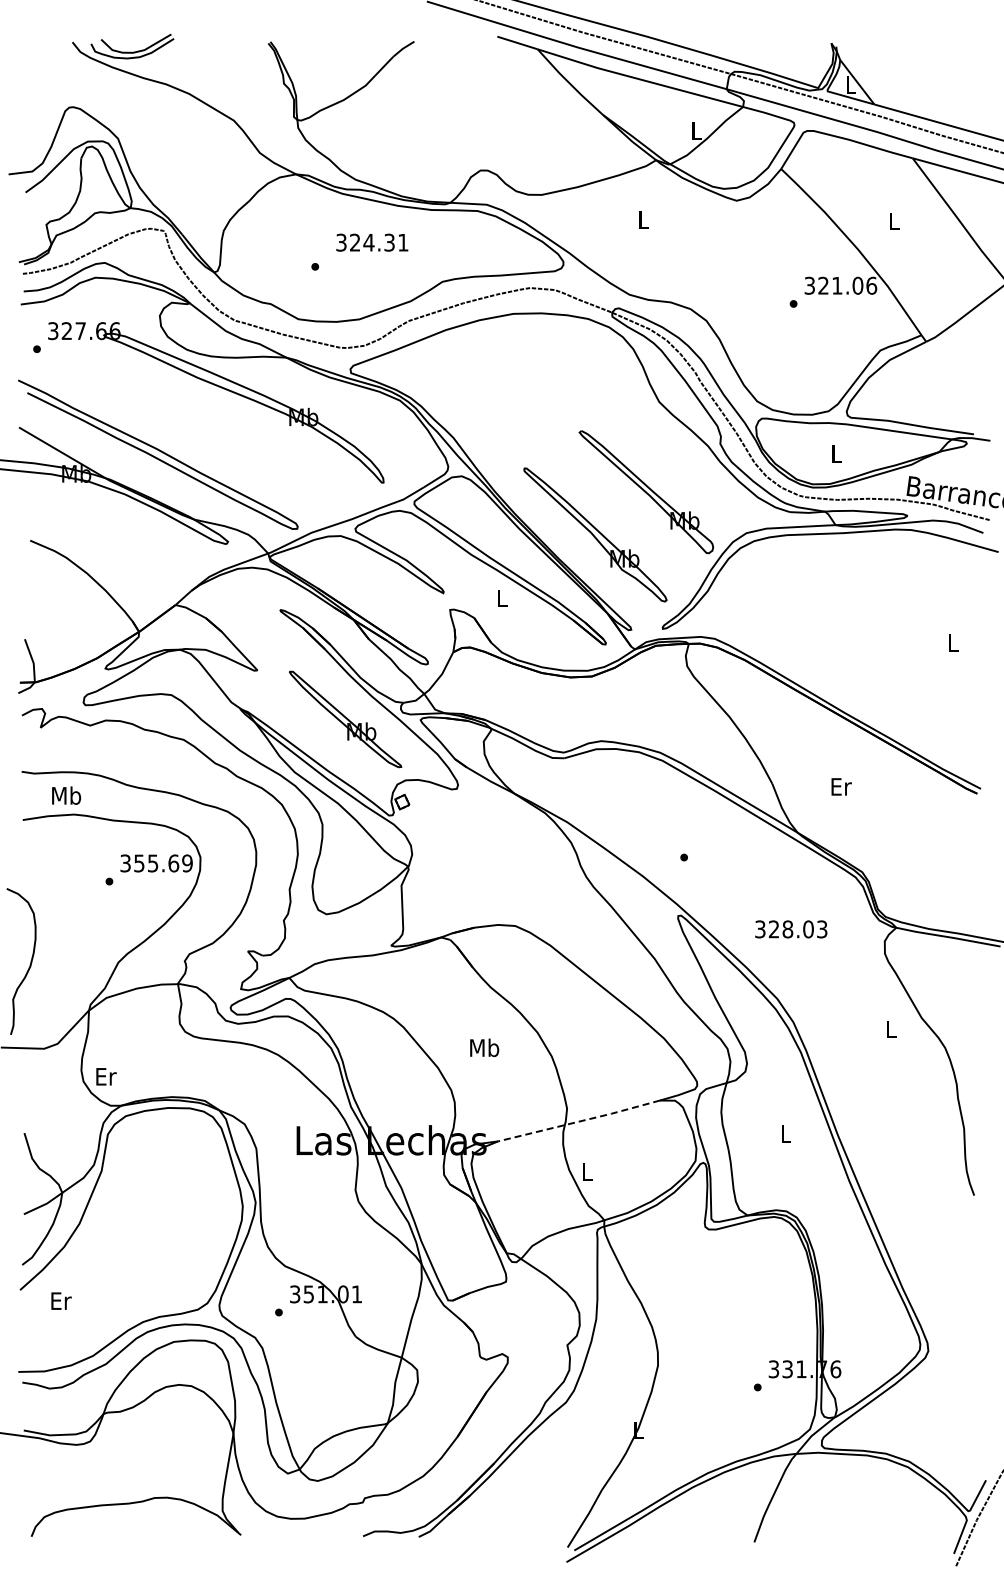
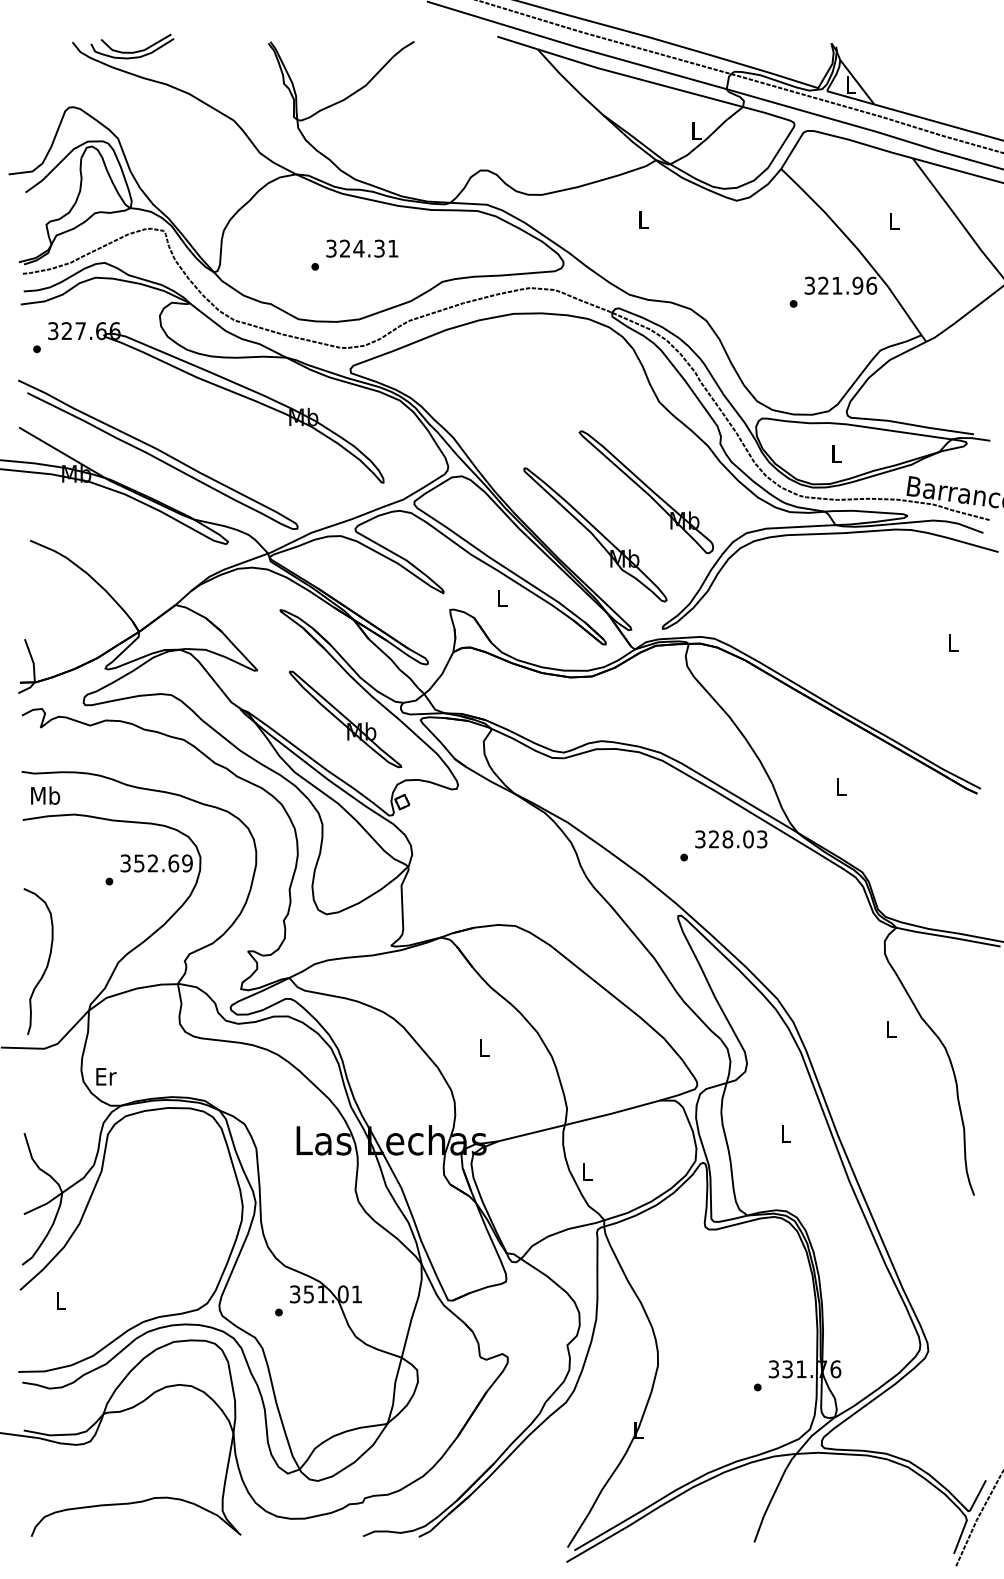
text position: (372, 242) -> (362, 248) (362, 248)
text: 321.06 -> 321.96 (857, 285)
text: Er -> L (841, 786)
text position: (66, 795) -> (45, 795) (45, 795)
text: 355.69 -> 352.69 (153, 863)
text position: (791, 929) -> (731, 839) (731, 839)
curve position: (29, 964) -> (46, 964) (46, 964)
text: Mb -> L (484, 1047)
line: dashed -> solid (579, 1121)
text: Er -> L (61, 1300)
